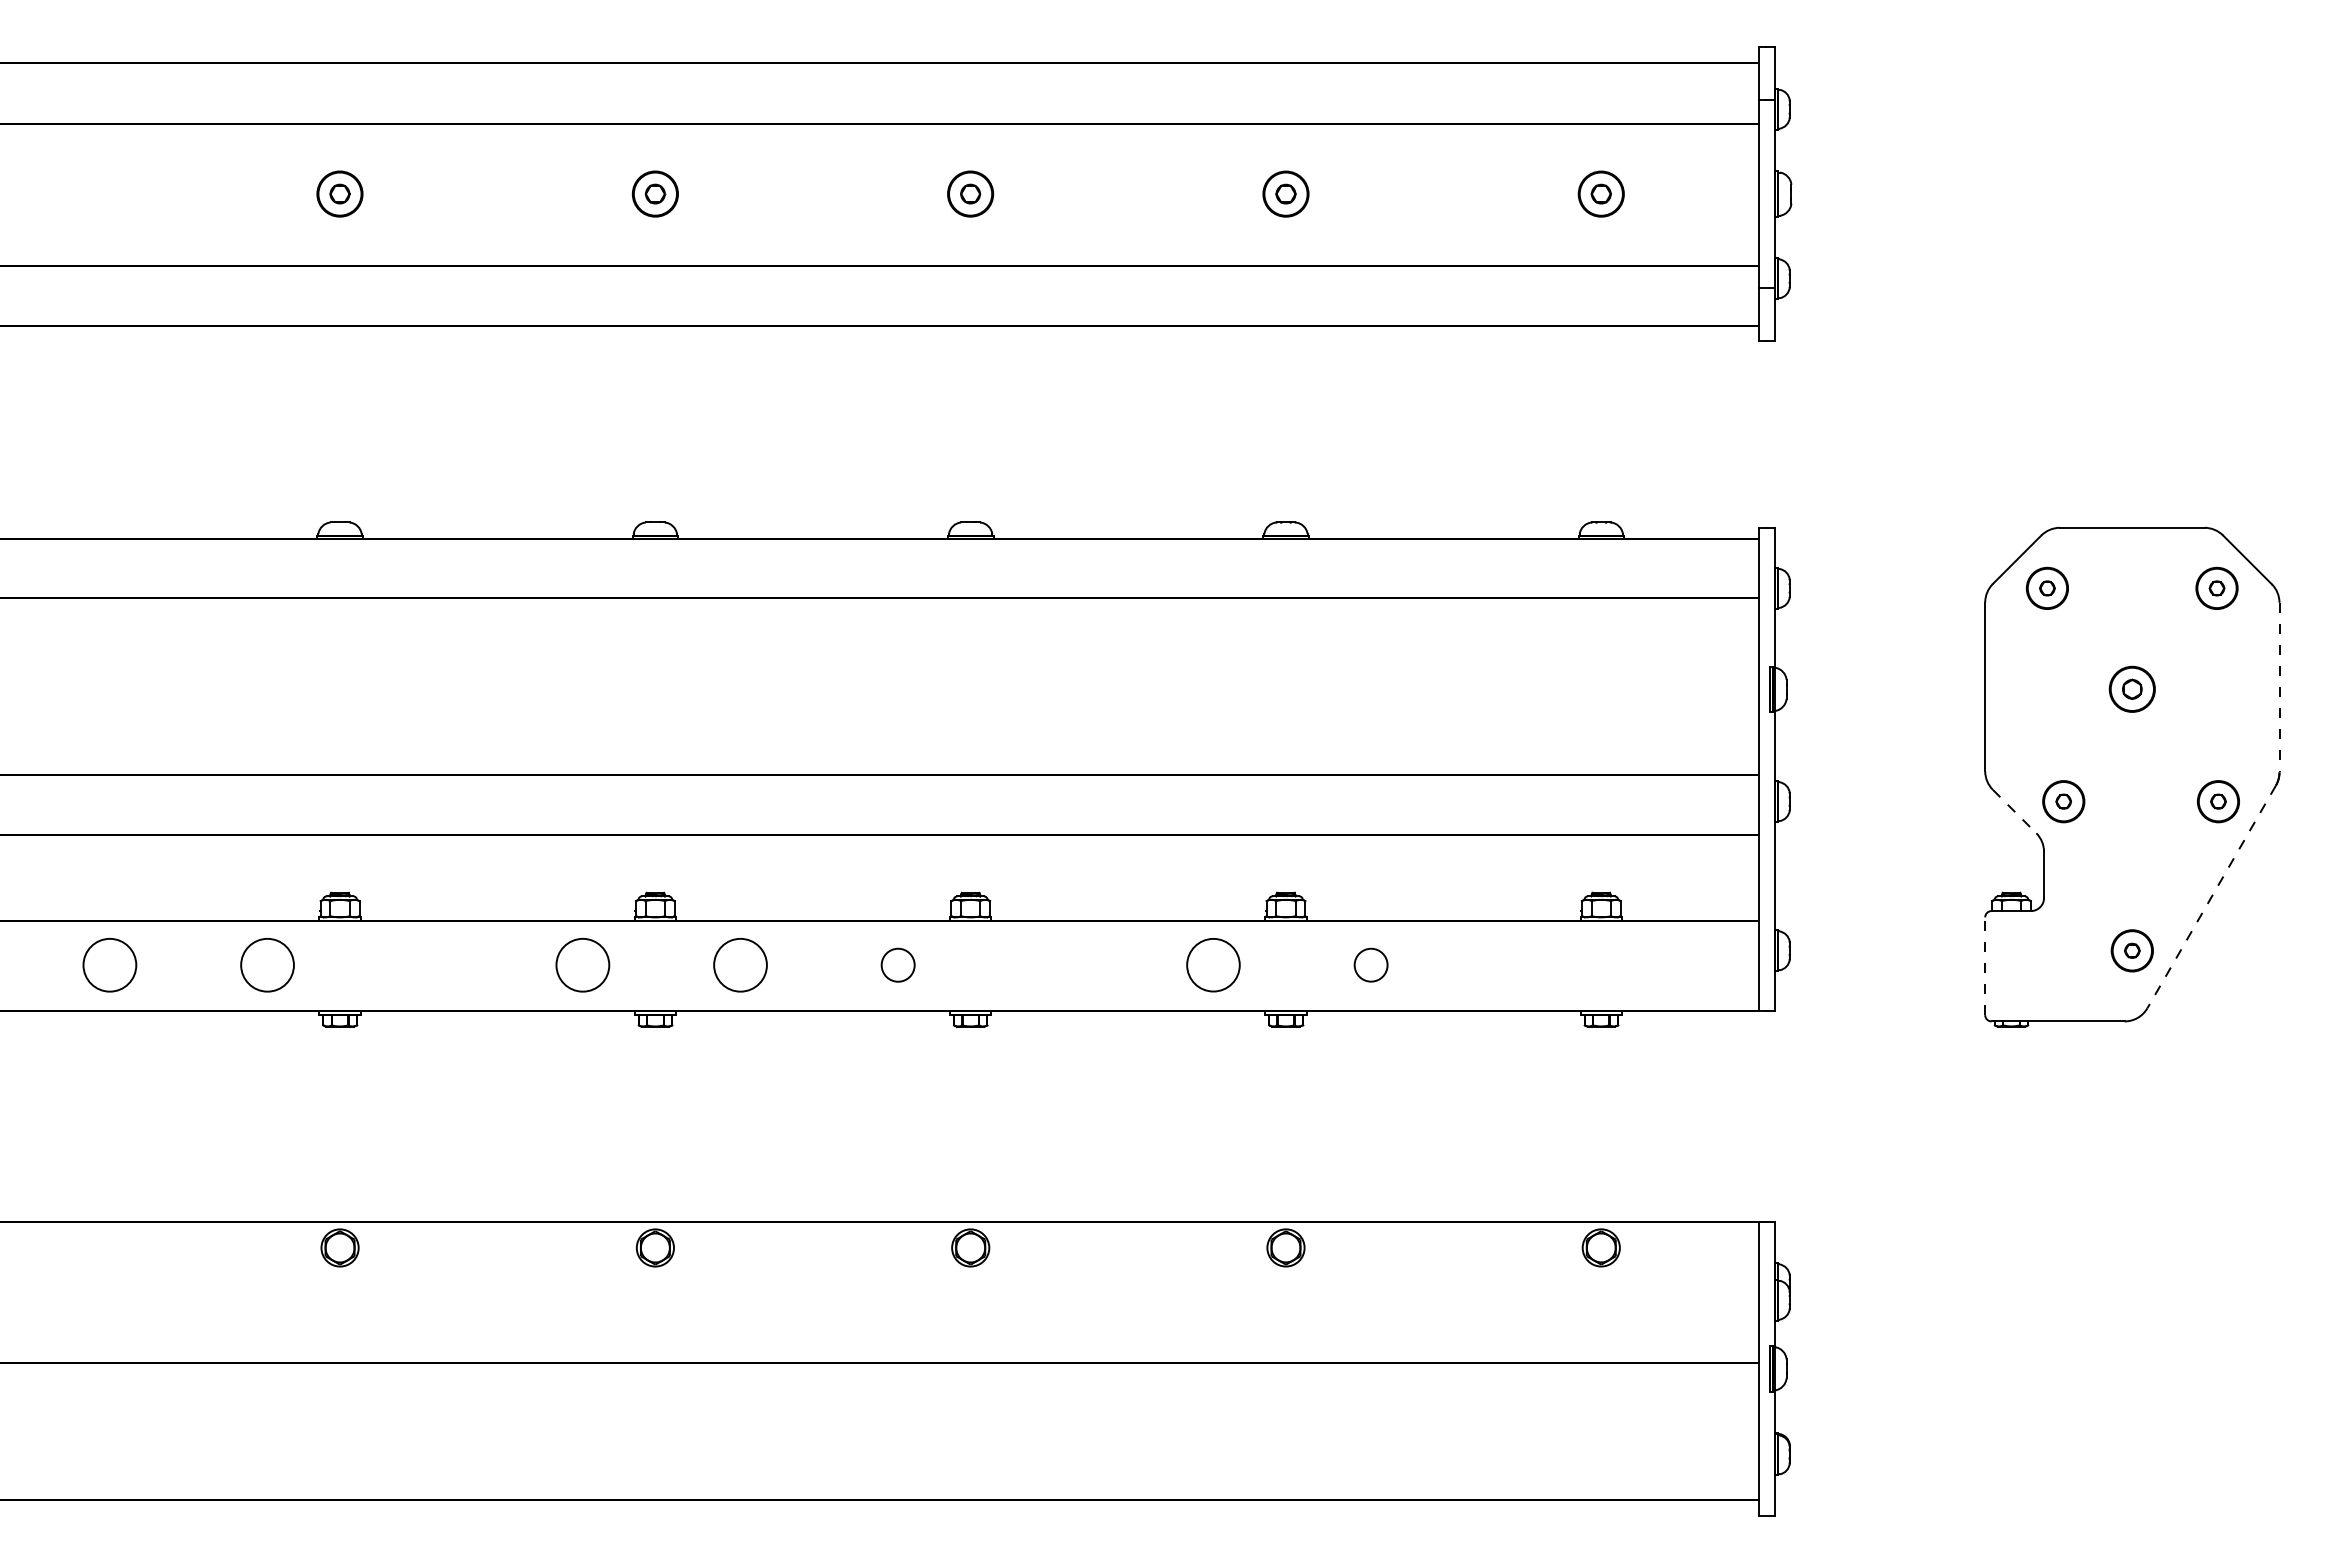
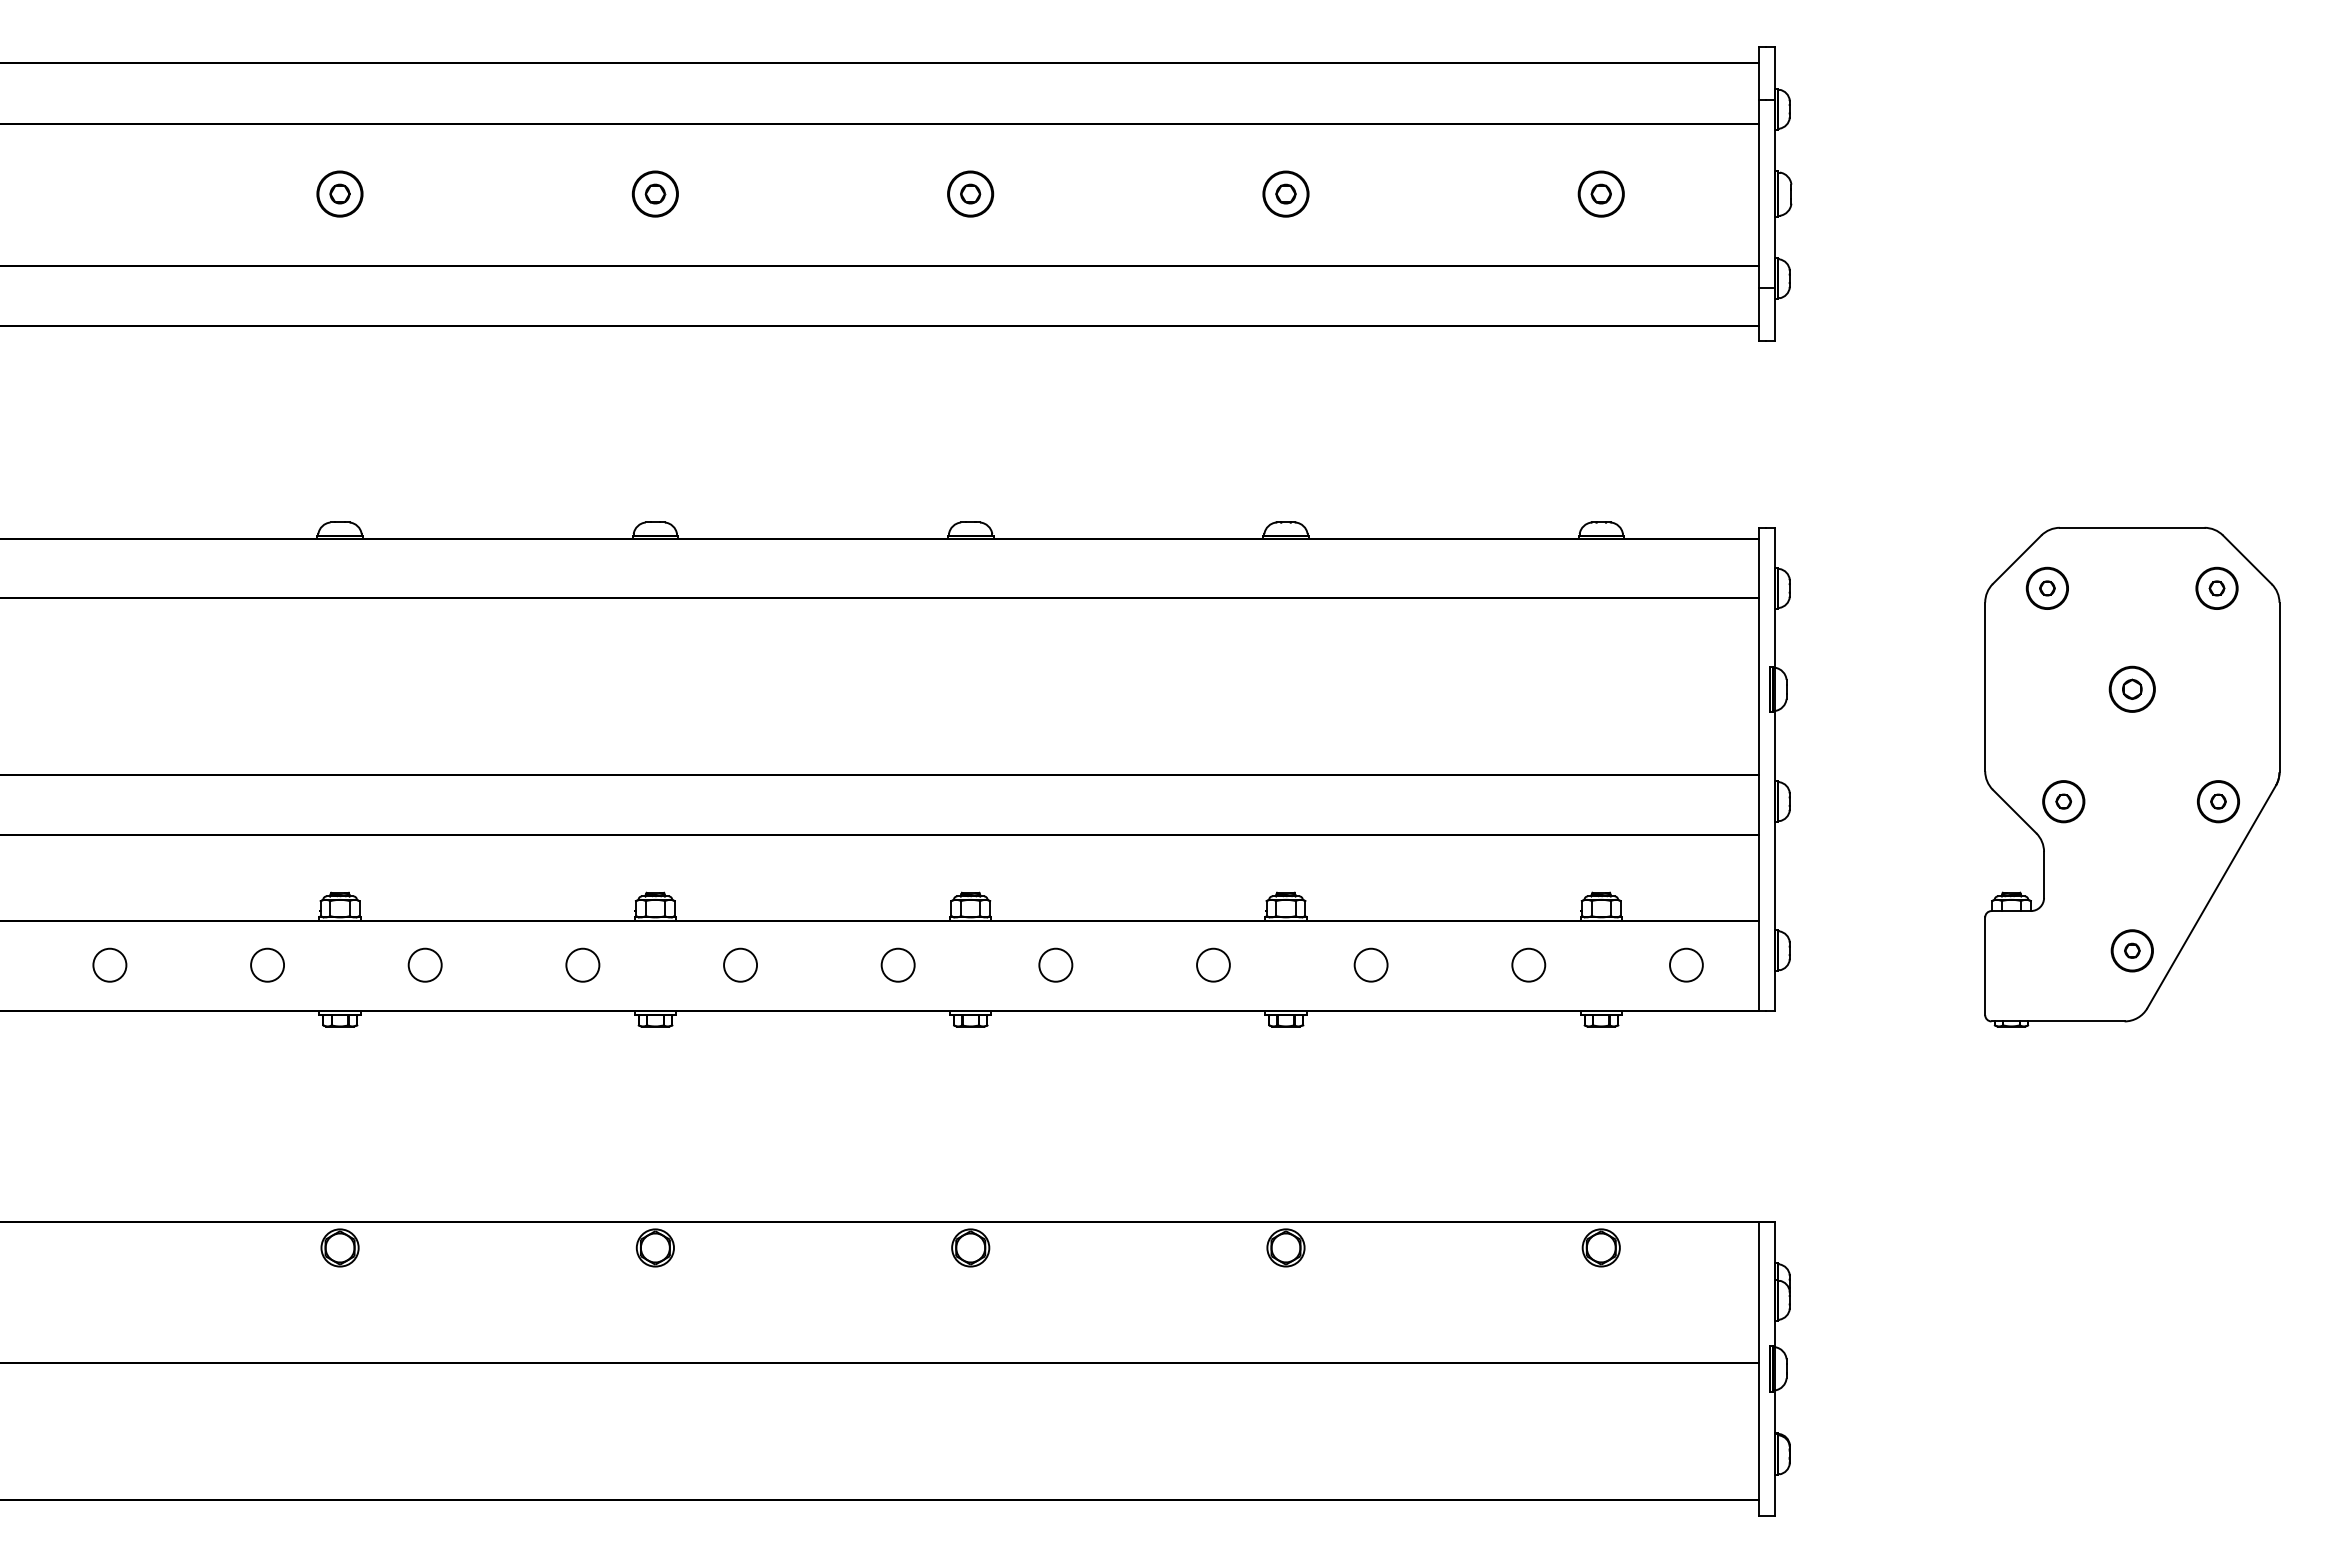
line: dashed -> solid (2279, 687)
line: dashed -> solid (2014, 811)
line: dashed -> solid (2211, 896)
circle diameter: 53 px -> 33 px (109, 964)
circle diameter: 53 px -> 33 px (267, 964)
circle: none -> present (424, 964)
circle diameter: 53 px -> 33 px (582, 964)
circle diameter: 53 px -> 33 px (740, 964)
circle: none -> present (1055, 964)
circle diameter: 53 px -> 33 px (1213, 964)
circle: none -> present (1528, 964)
circle: none -> present (1686, 964)
line: dashed -> solid (1985, 966)
